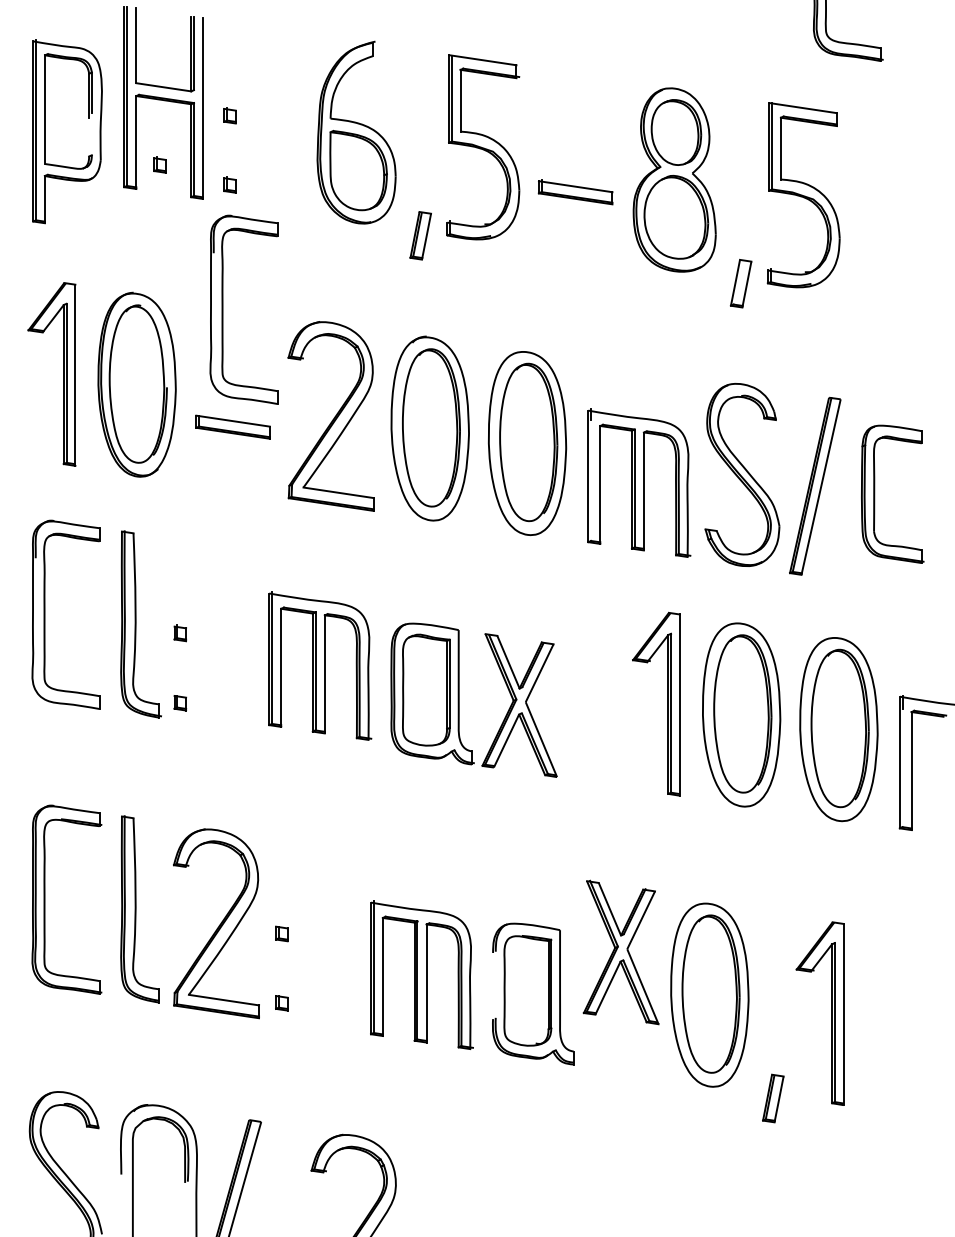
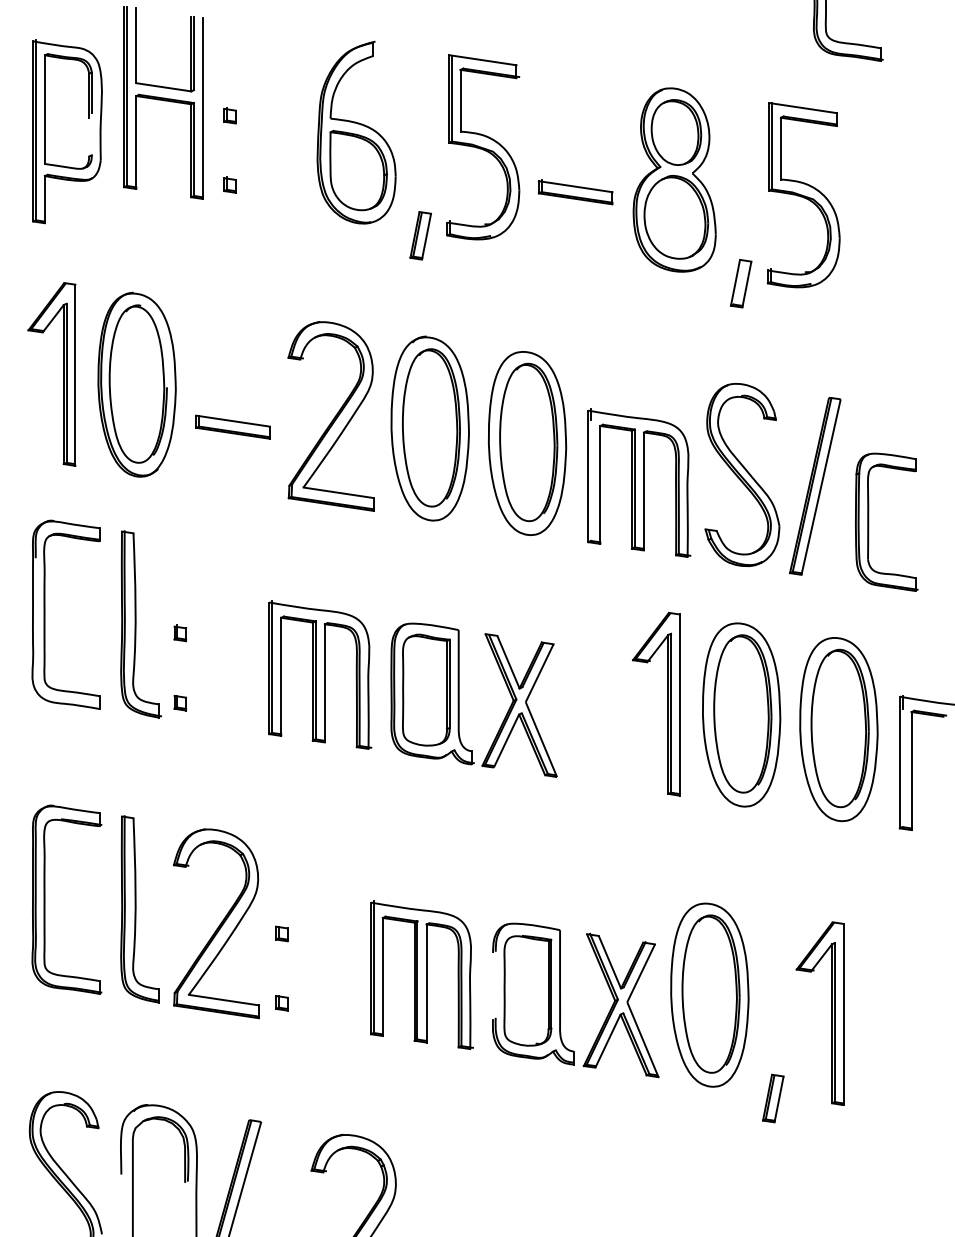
part: present -> none (159, 164)
part: present -> none (223, 309)
part position: (875, 493) -> (869, 521) (869, 521)
part position: (320, 665) -> (320, 674) (320, 674)
part position: (620, 952) -> (620, 1005) (620, 1005)
